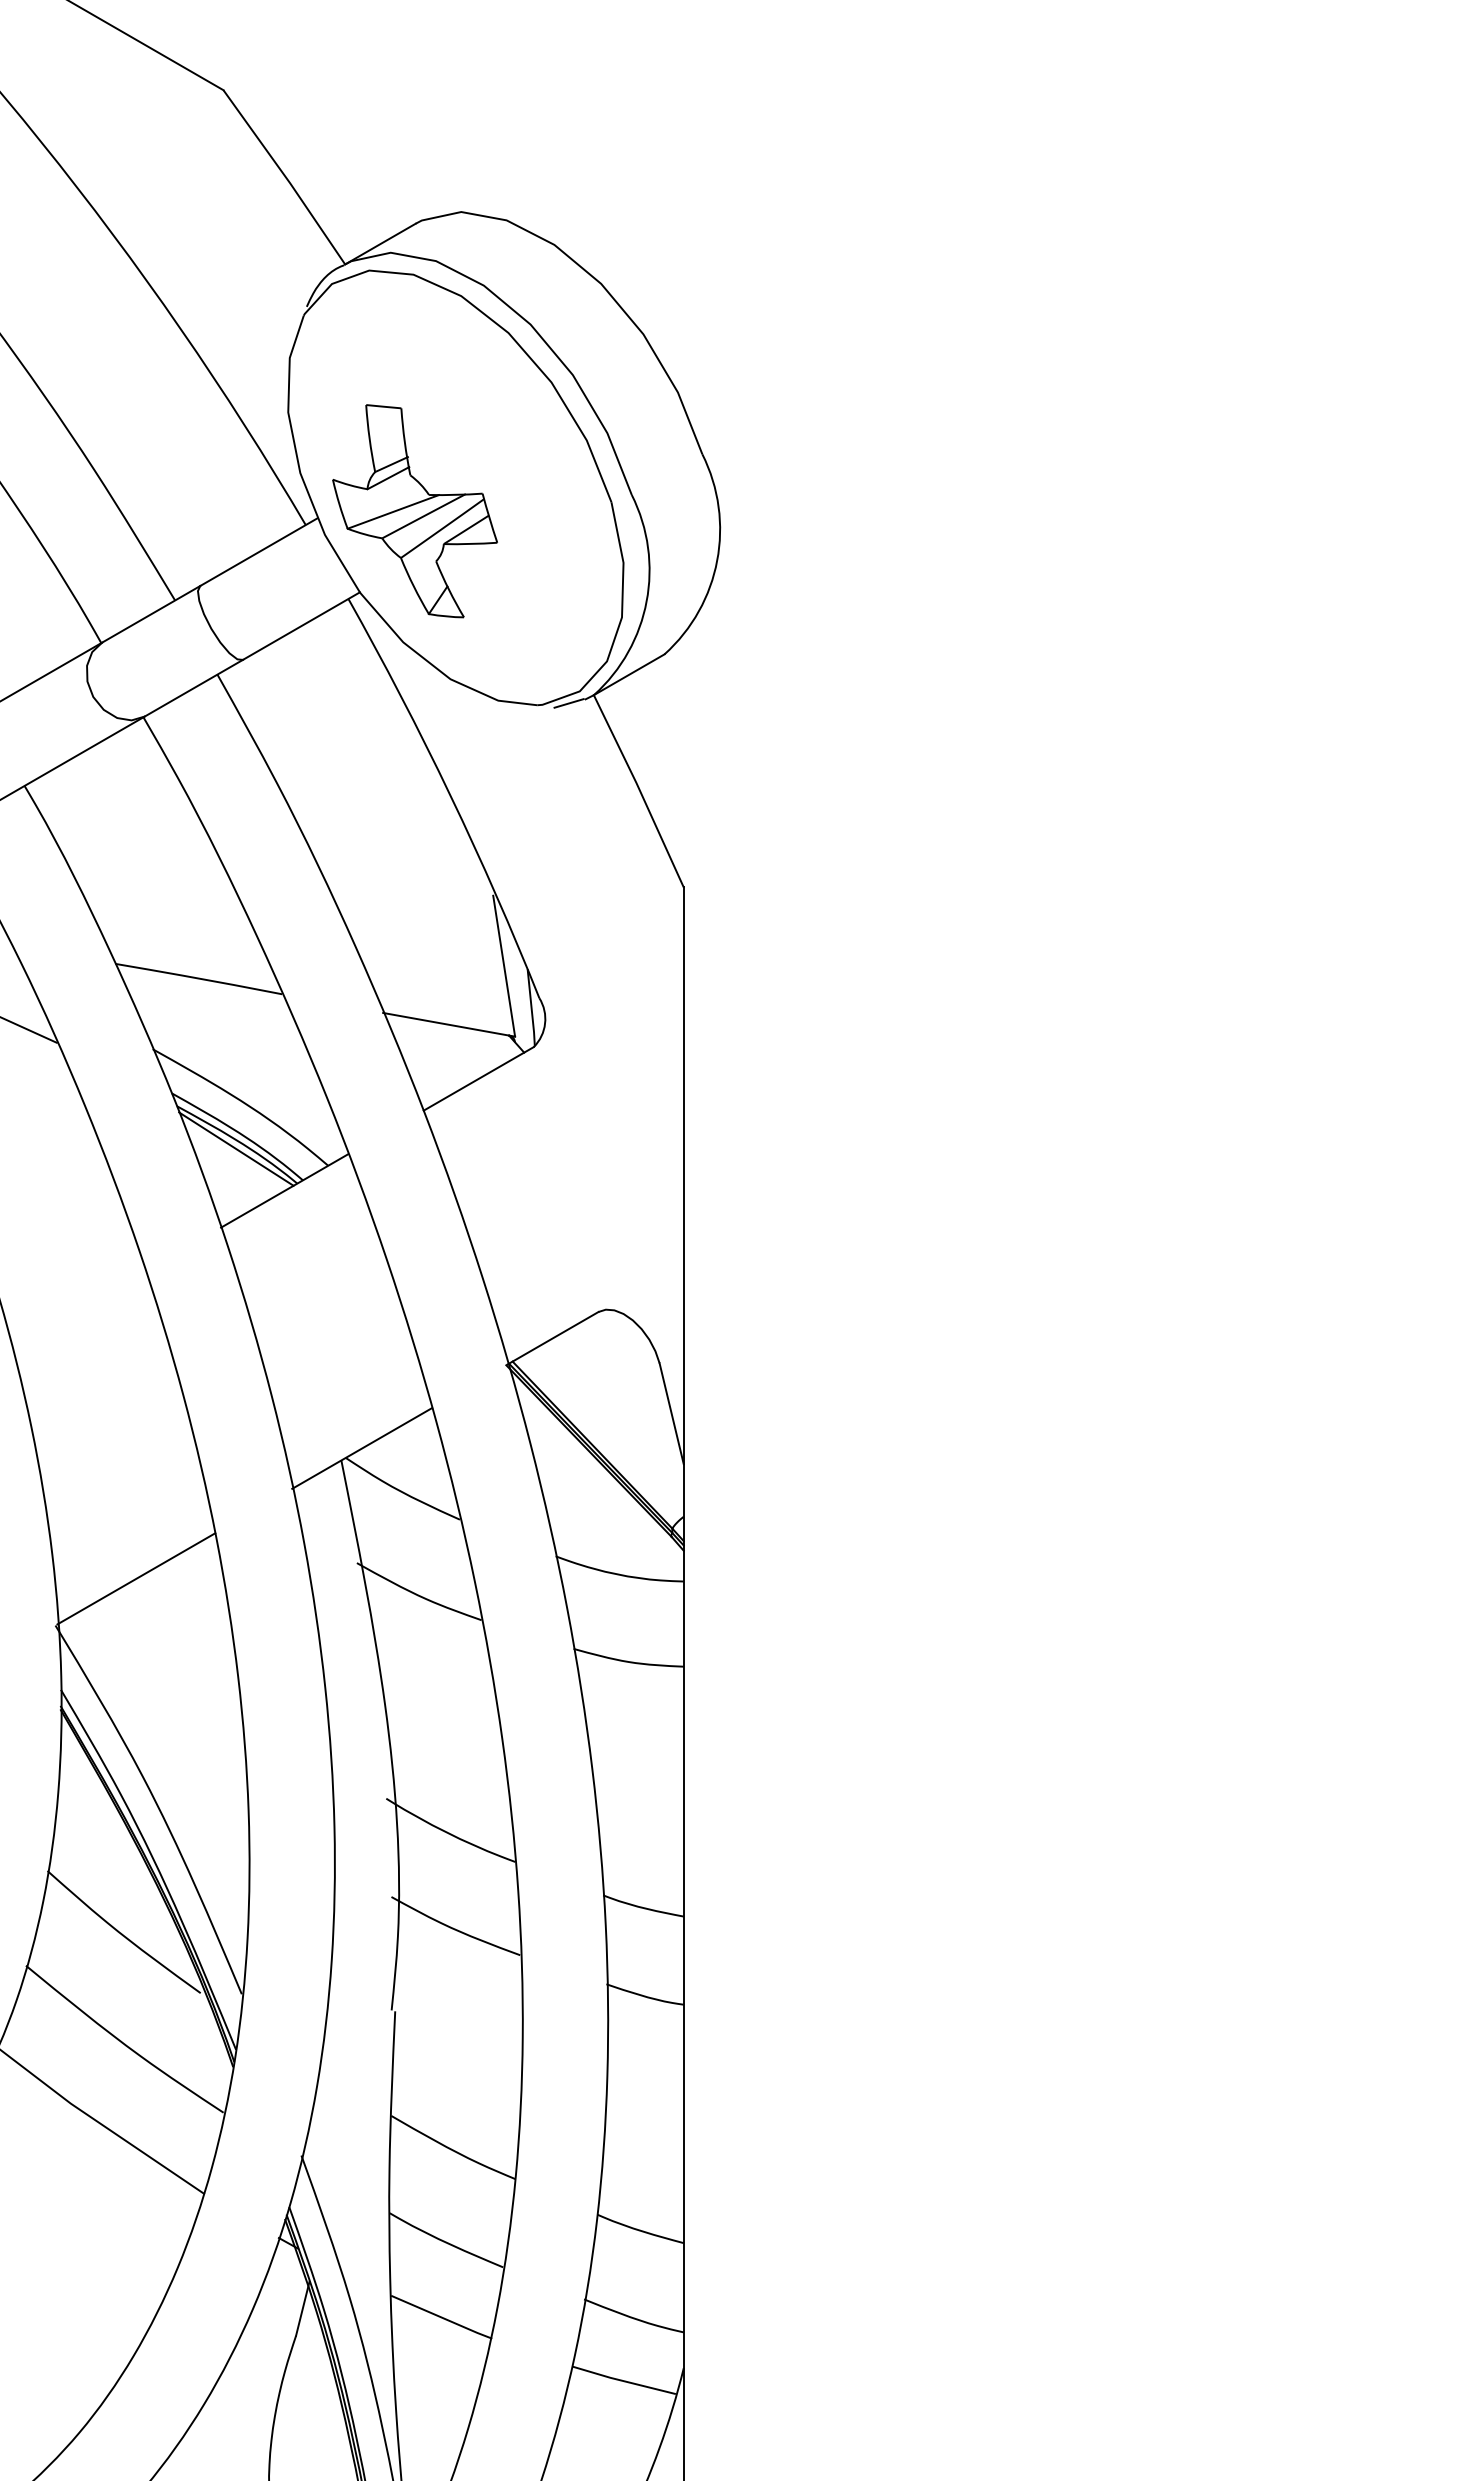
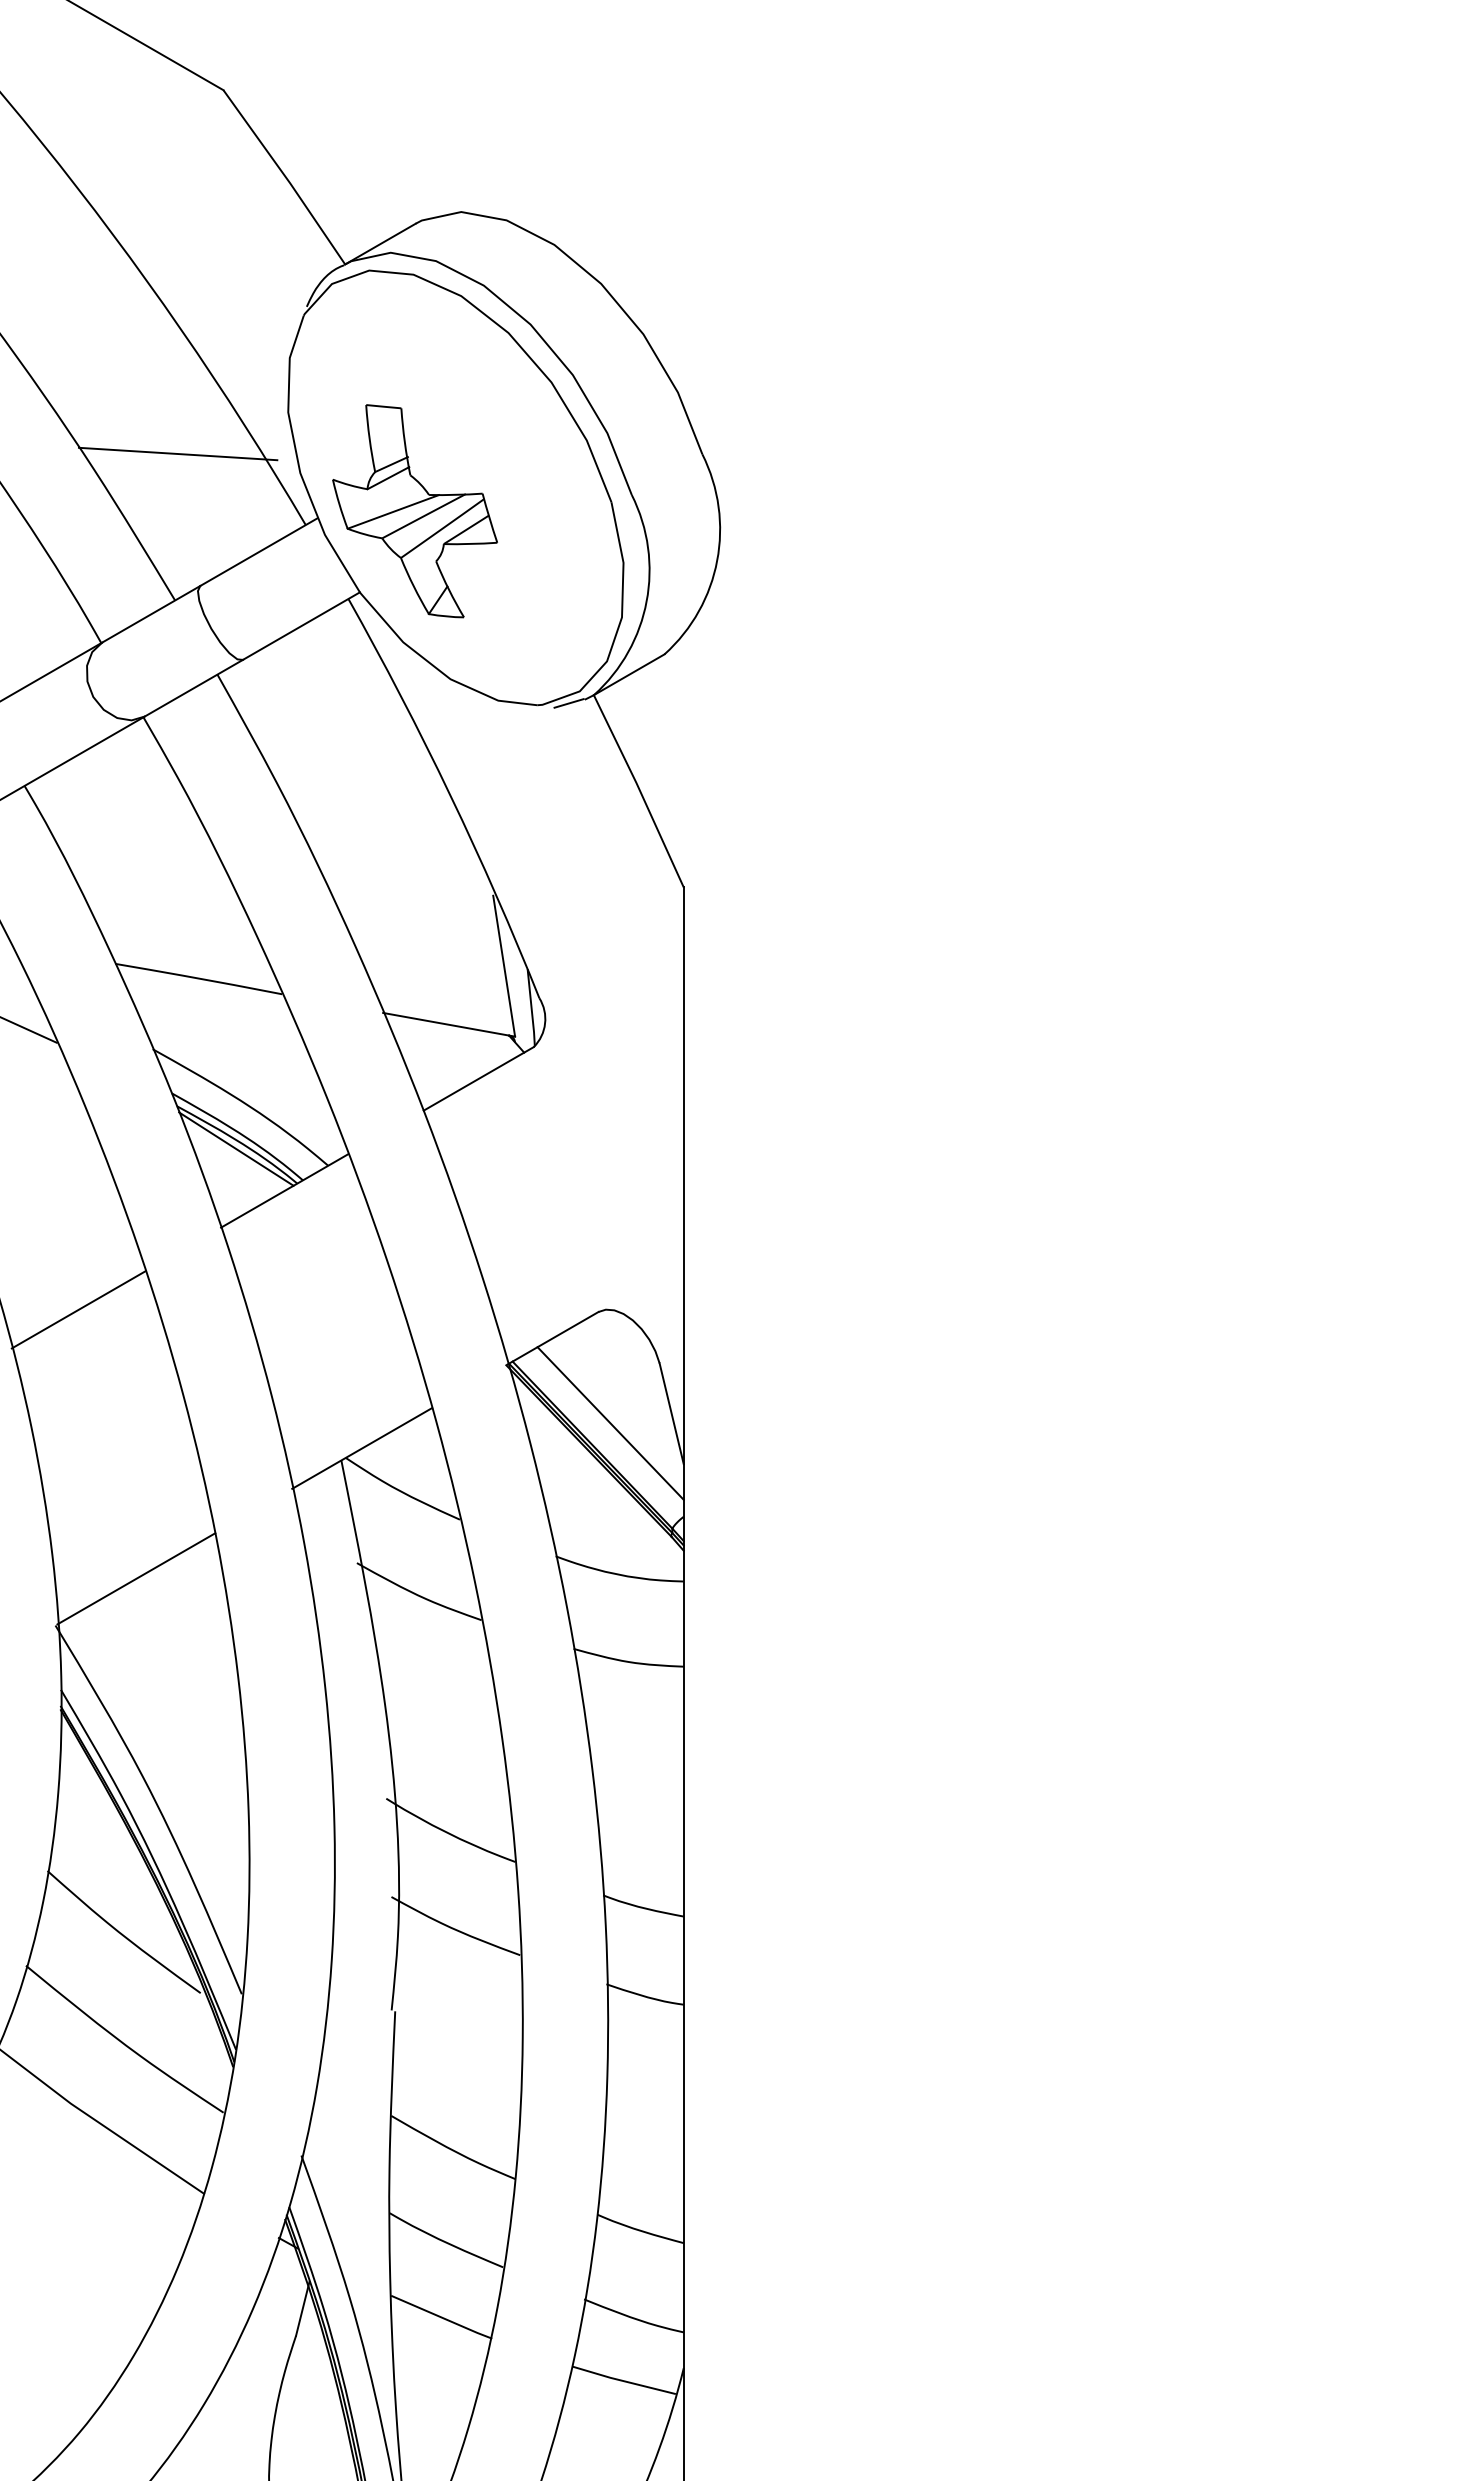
line: none -> present (177, 453)
line: none -> present (78, 1309)
line: none -> present (610, 1423)
